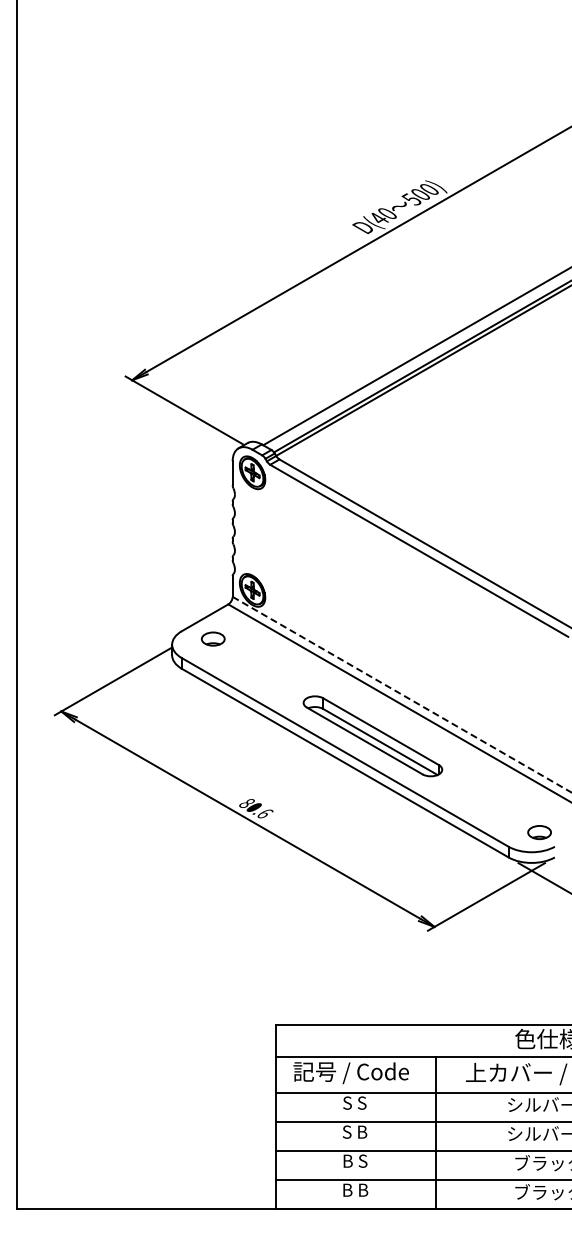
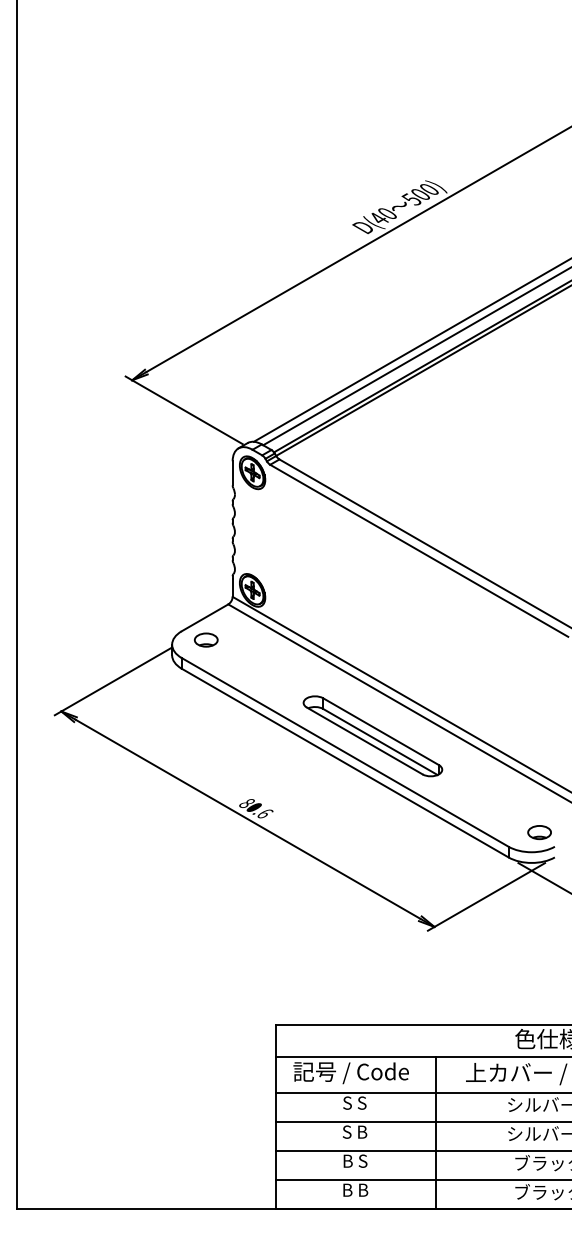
line: none -> present (410, 350)
part position: (213, 638) -> (206, 639) (206, 639)
line: dashed -> solid (402, 694)
